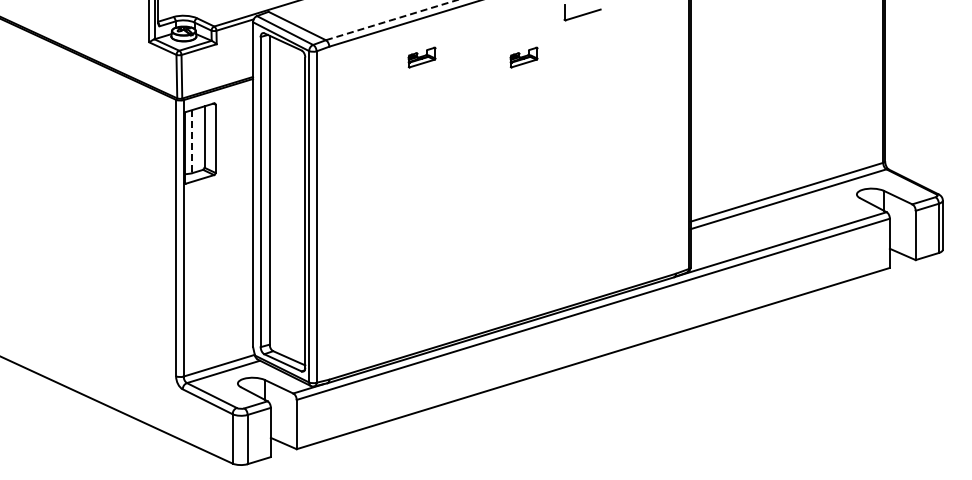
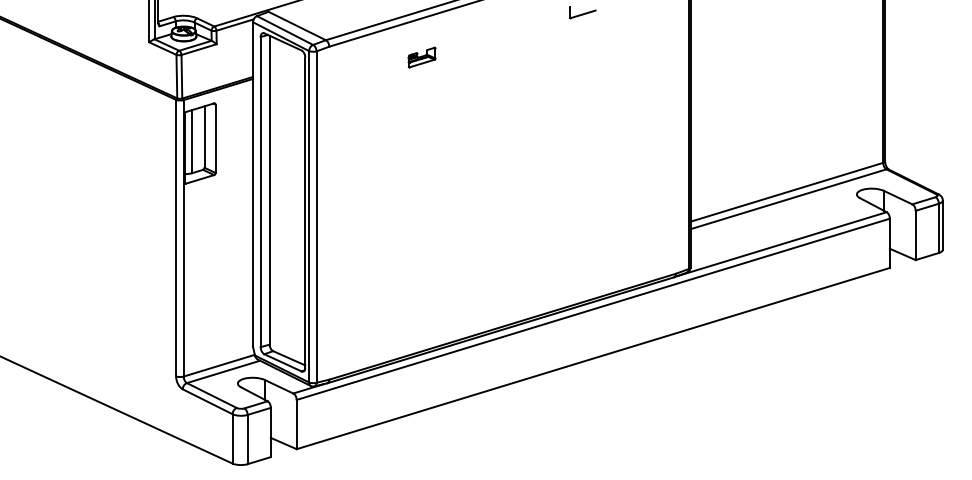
part size: 39x18 px -> 28x14 px (582, 12)
line: dashed -> solid (391, 20)
part: present -> none (523, 57)
line: dashed -> solid (192, 141)
